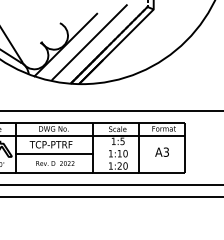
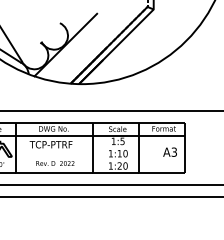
line: present -> none (89, 42)
text position: (161, 151) -> (169, 151) (169, 151)
line: present -> none (53, 154)
